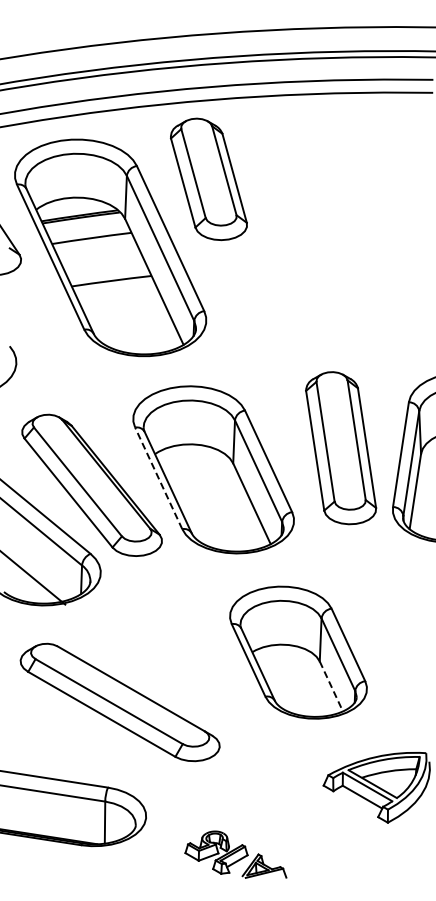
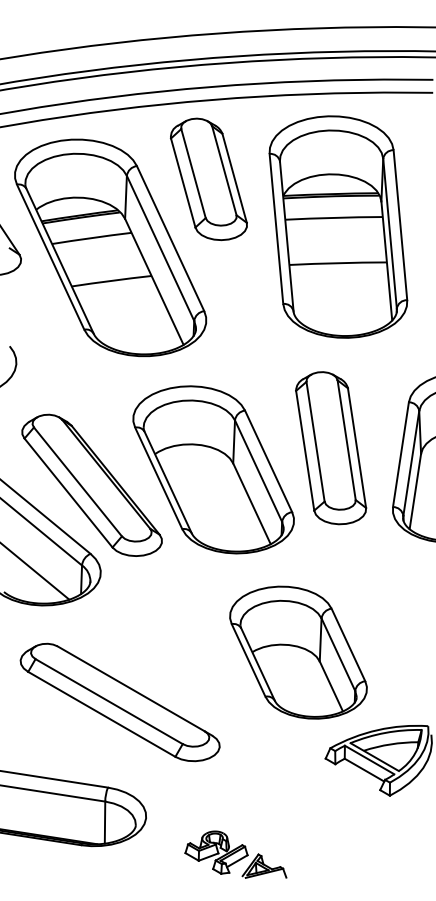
part: none -> present (338, 226)
part position: (341, 448) -> (331, 448) (331, 448)
line: dashed -> solid (158, 478)
line position: (33, 578) -> (35, 571) (35, 571)
line: dashed -> solid (331, 686)
part position: (376, 787) -> (378, 760) (378, 760)
